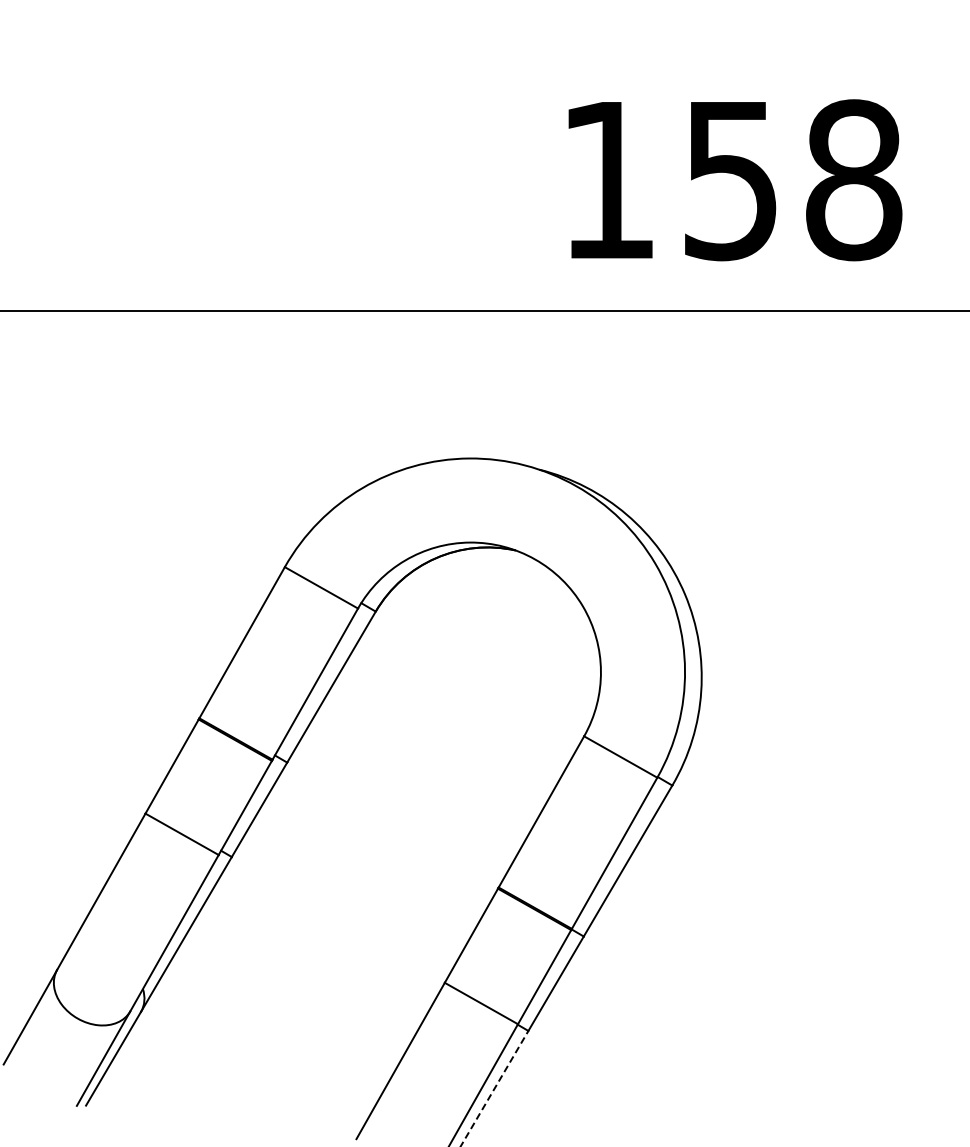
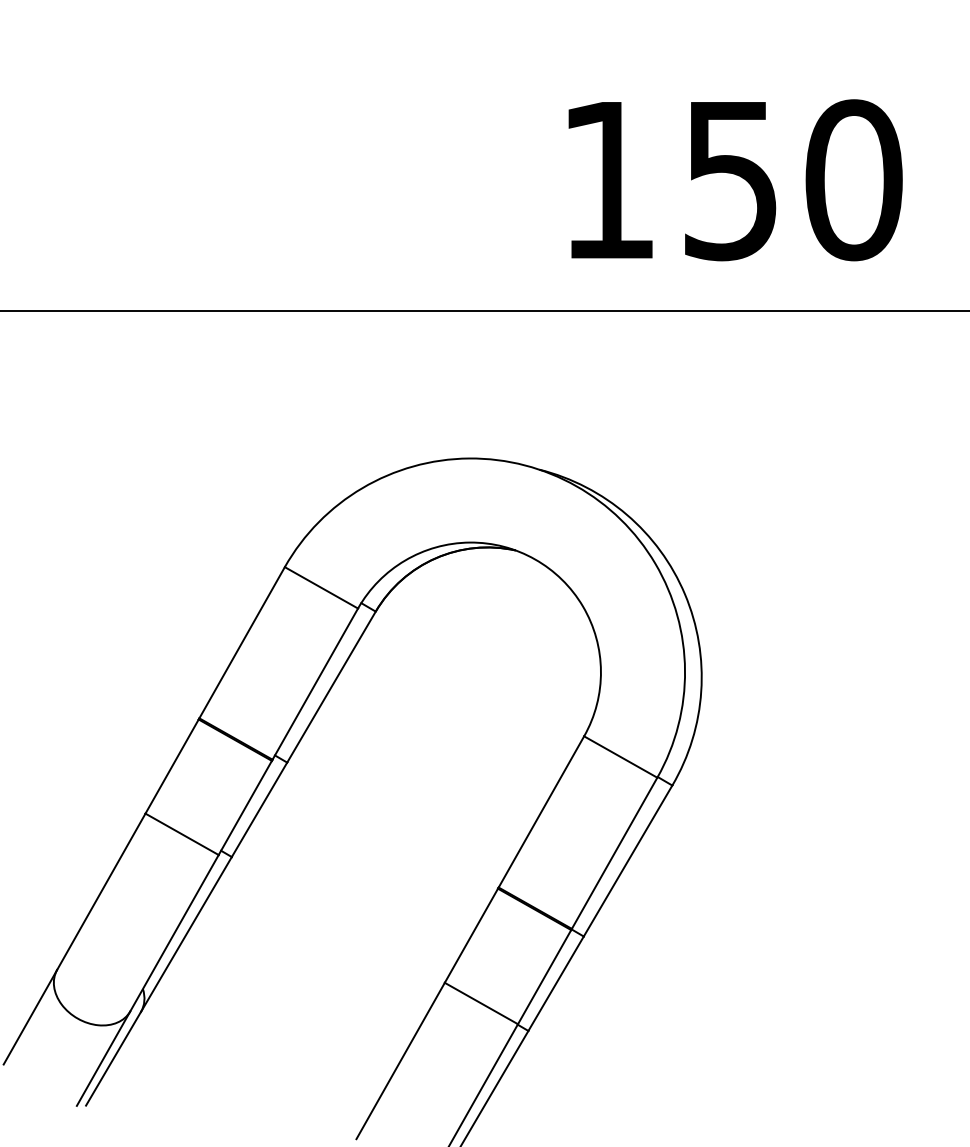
text: 158 -> 150 (853, 180)
line: dashed -> solid (494, 1088)
